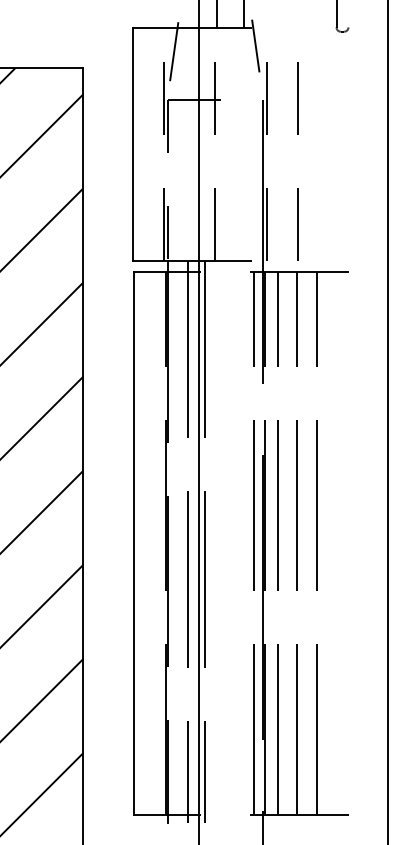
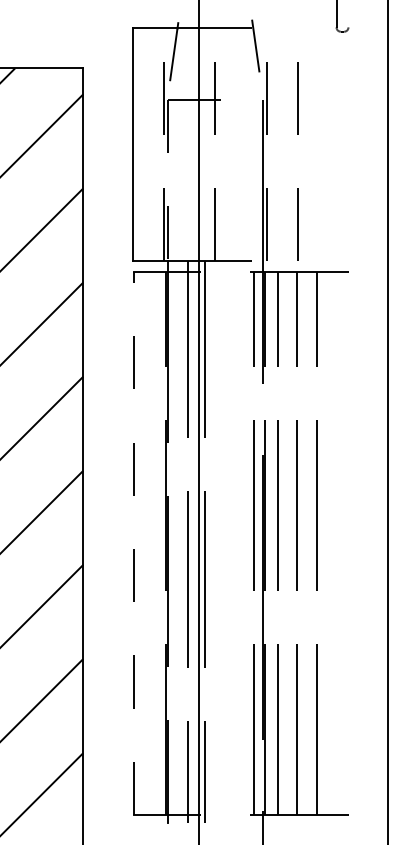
line: present -> none (216, 15)
line: present -> none (244, 15)
line: solid -> dashed (134, 543)
